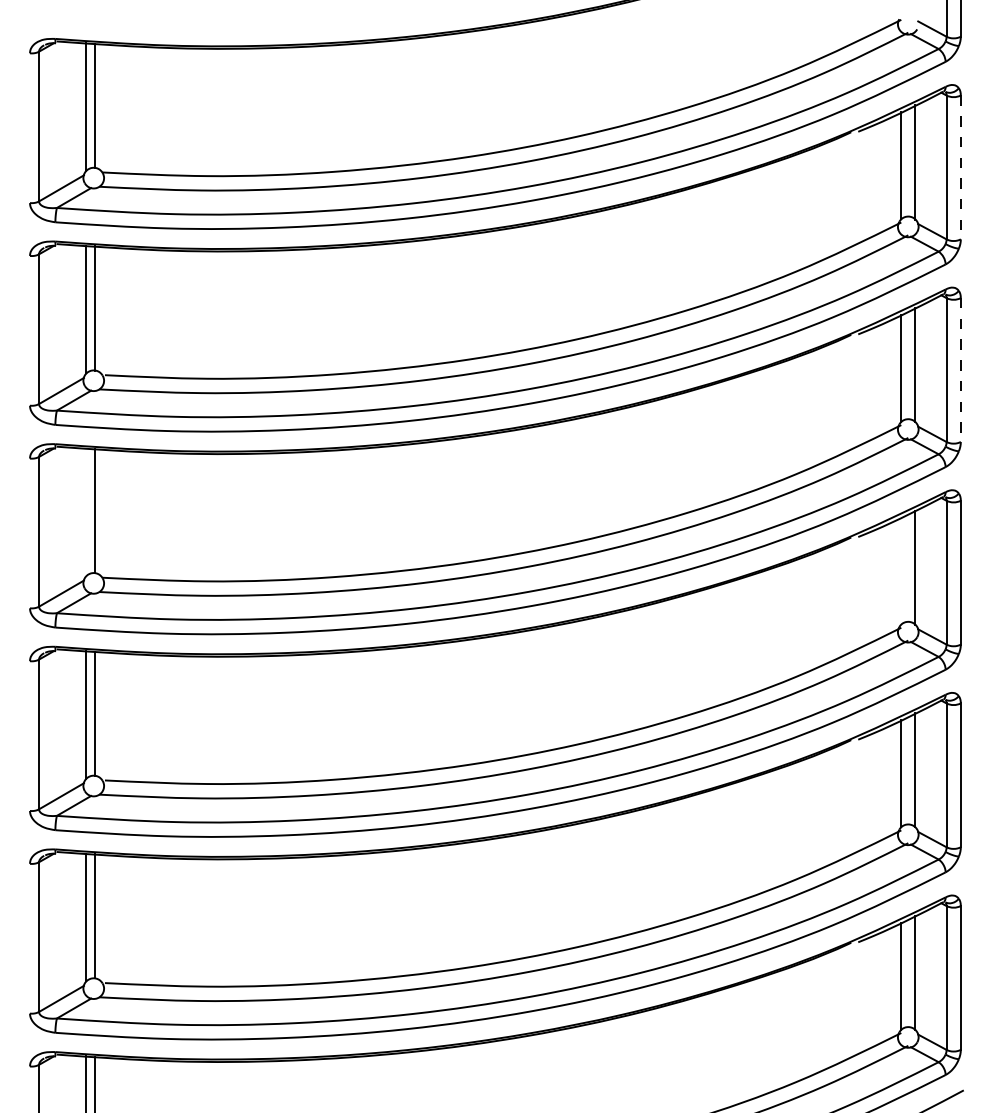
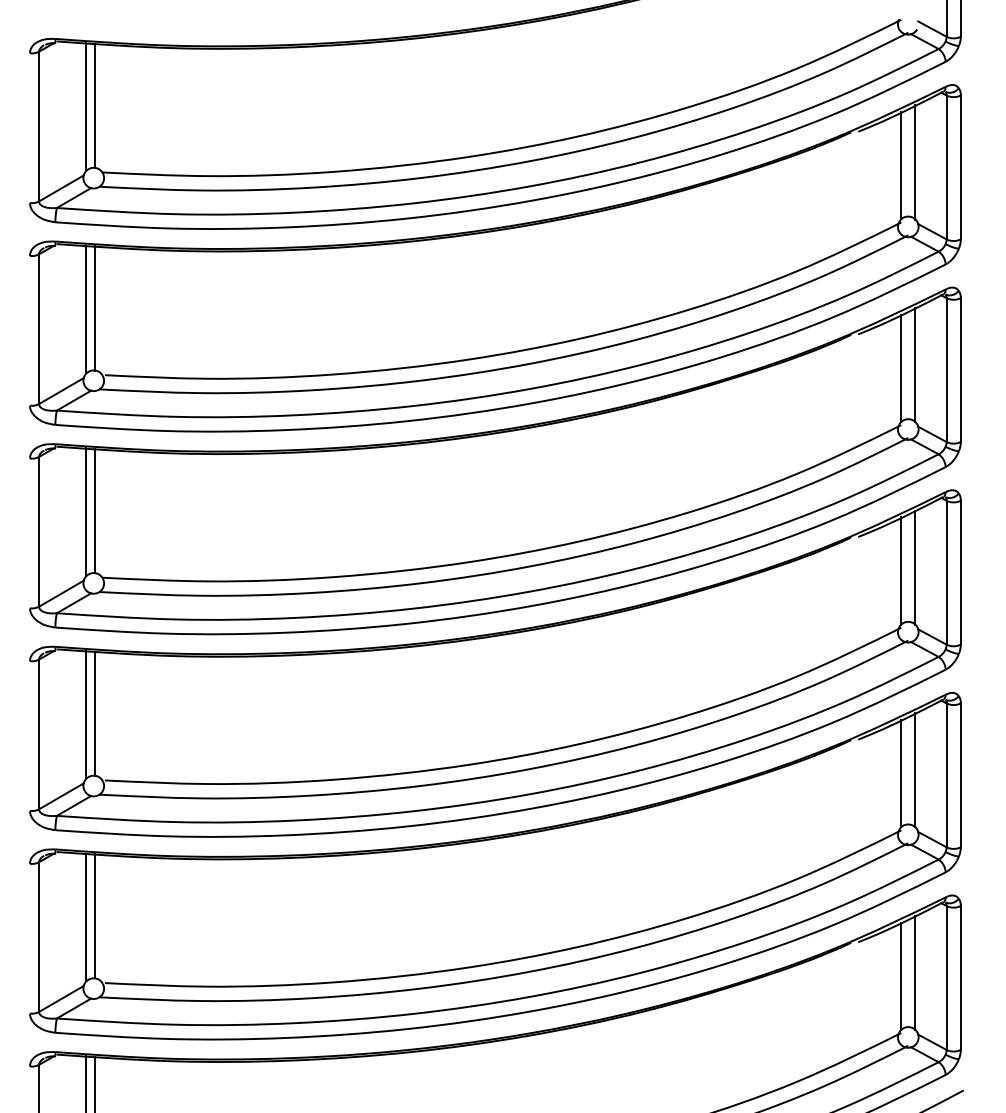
line: dashed -> solid (960, 167)
line: dashed -> solid (960, 370)
line: none -> present (86, 512)
line: none -> present (901, 570)
